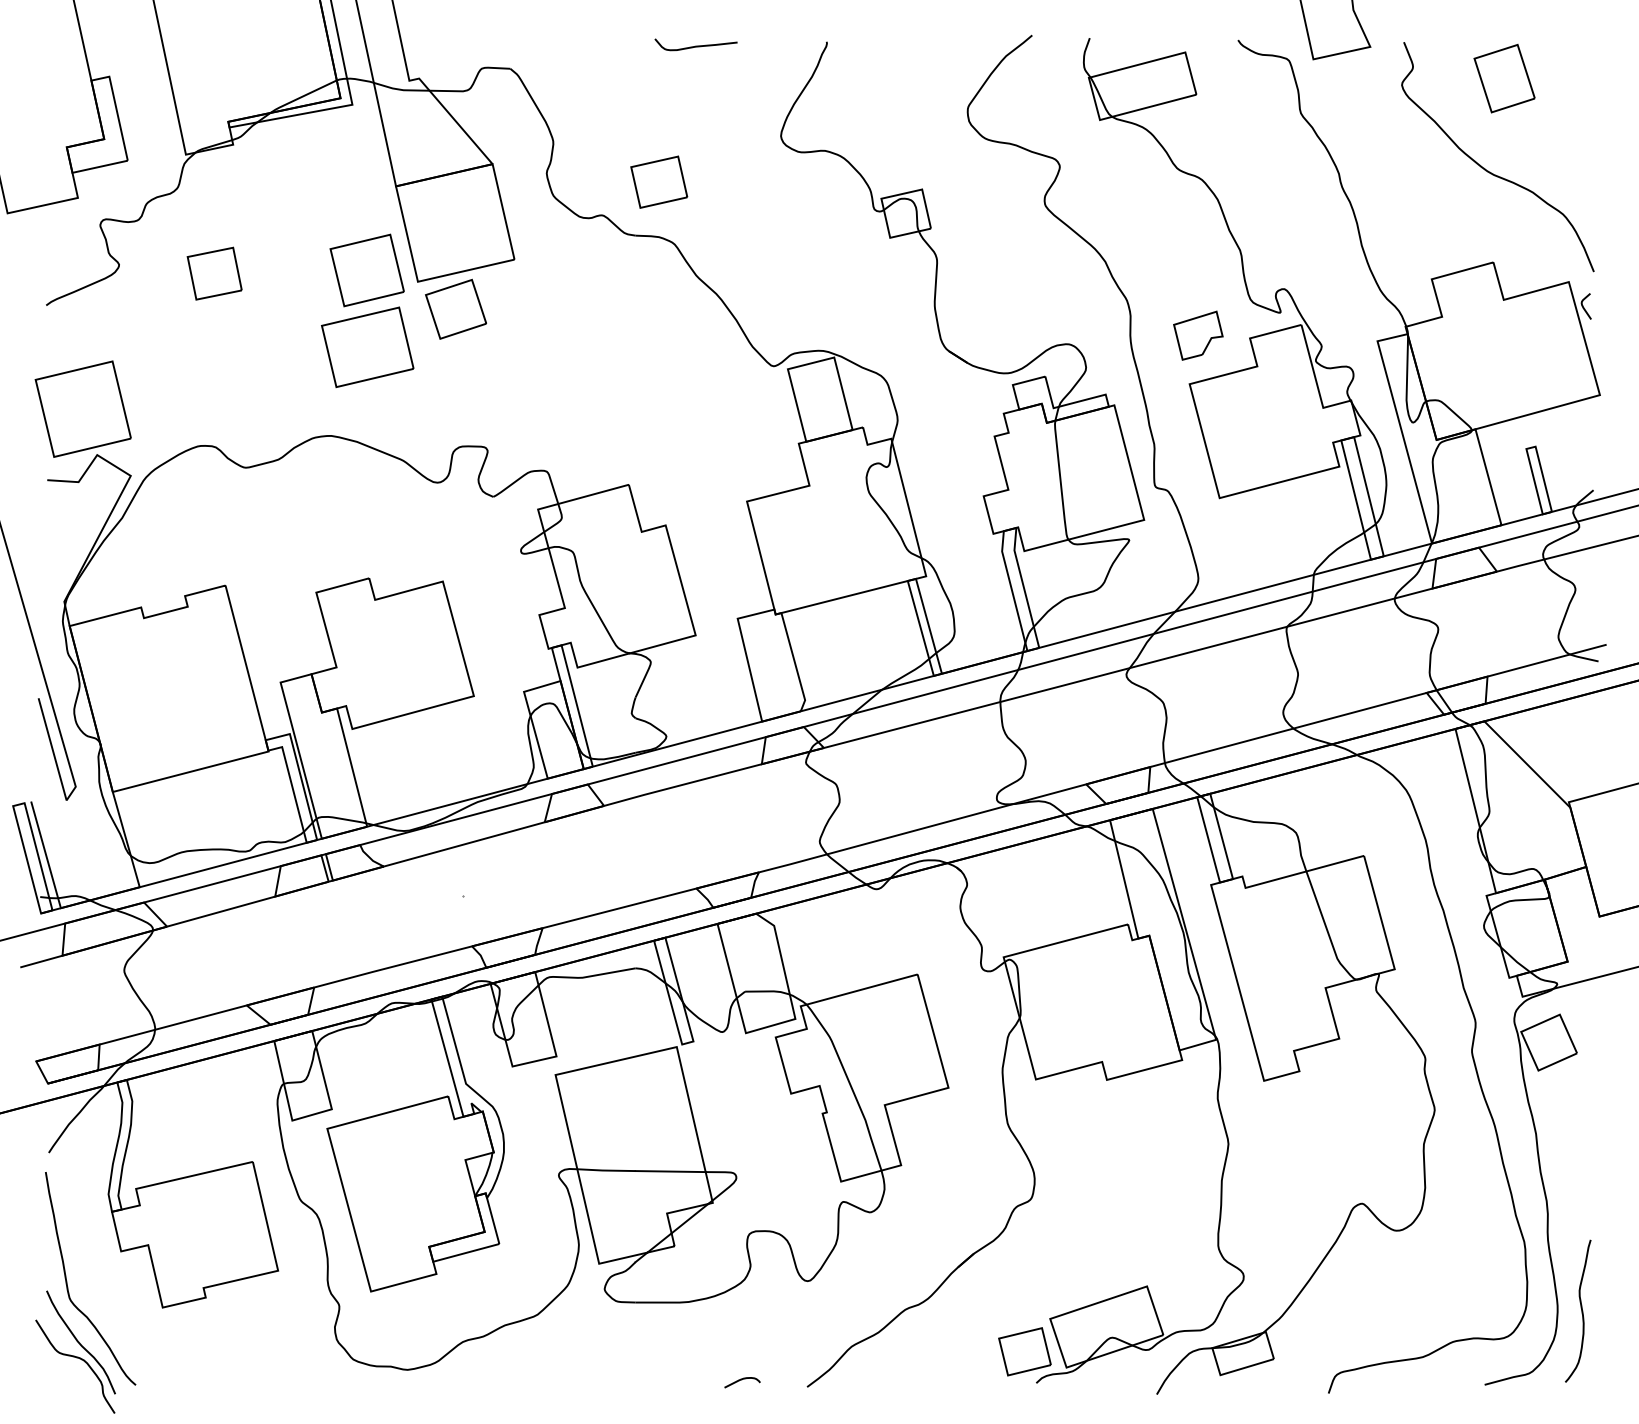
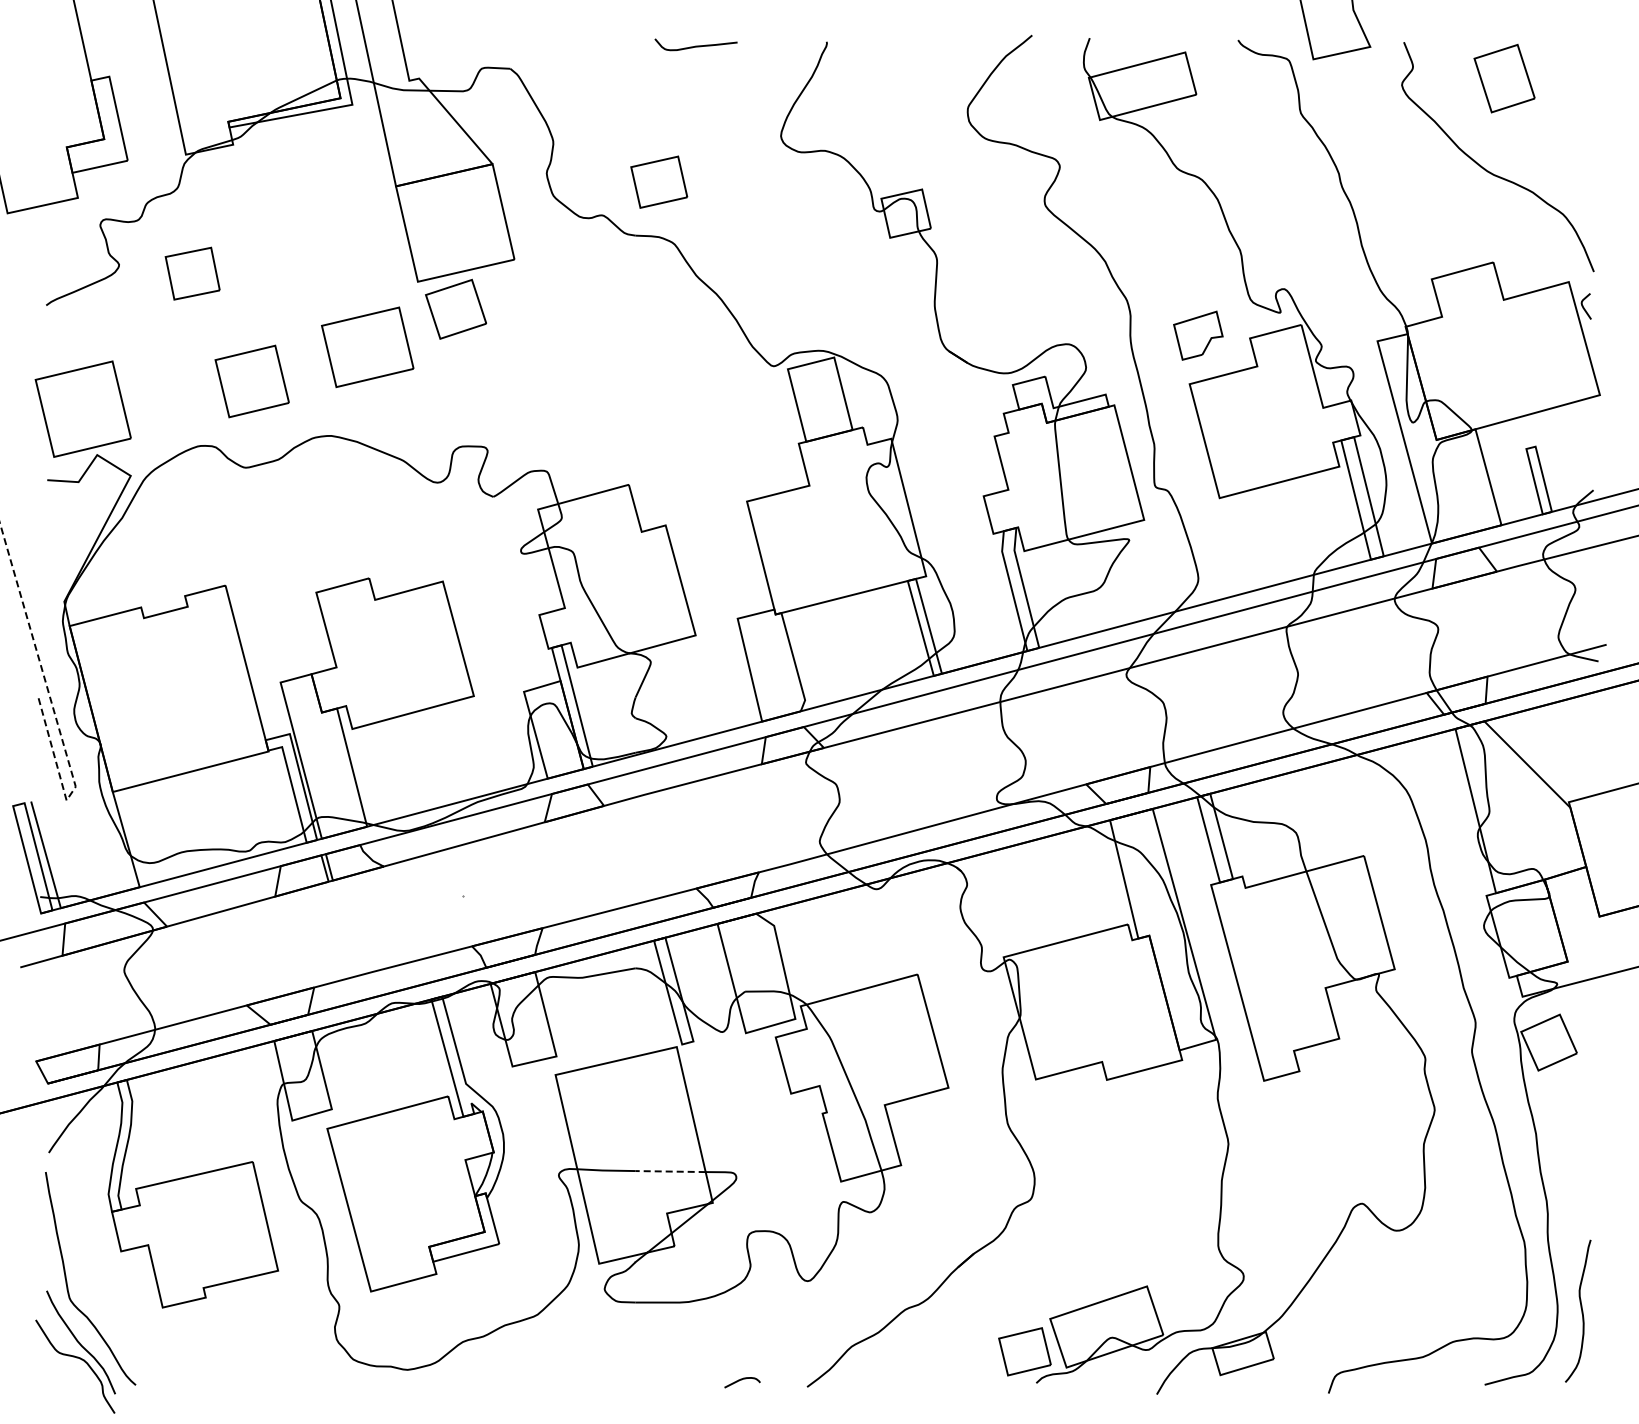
part position: (366, 270) -> (251, 381) (251, 381)
part position: (214, 273) -> (192, 273) (192, 273)
line: solid -> dashed (55, 714)
line: solid -> dashed (670, 1171)
